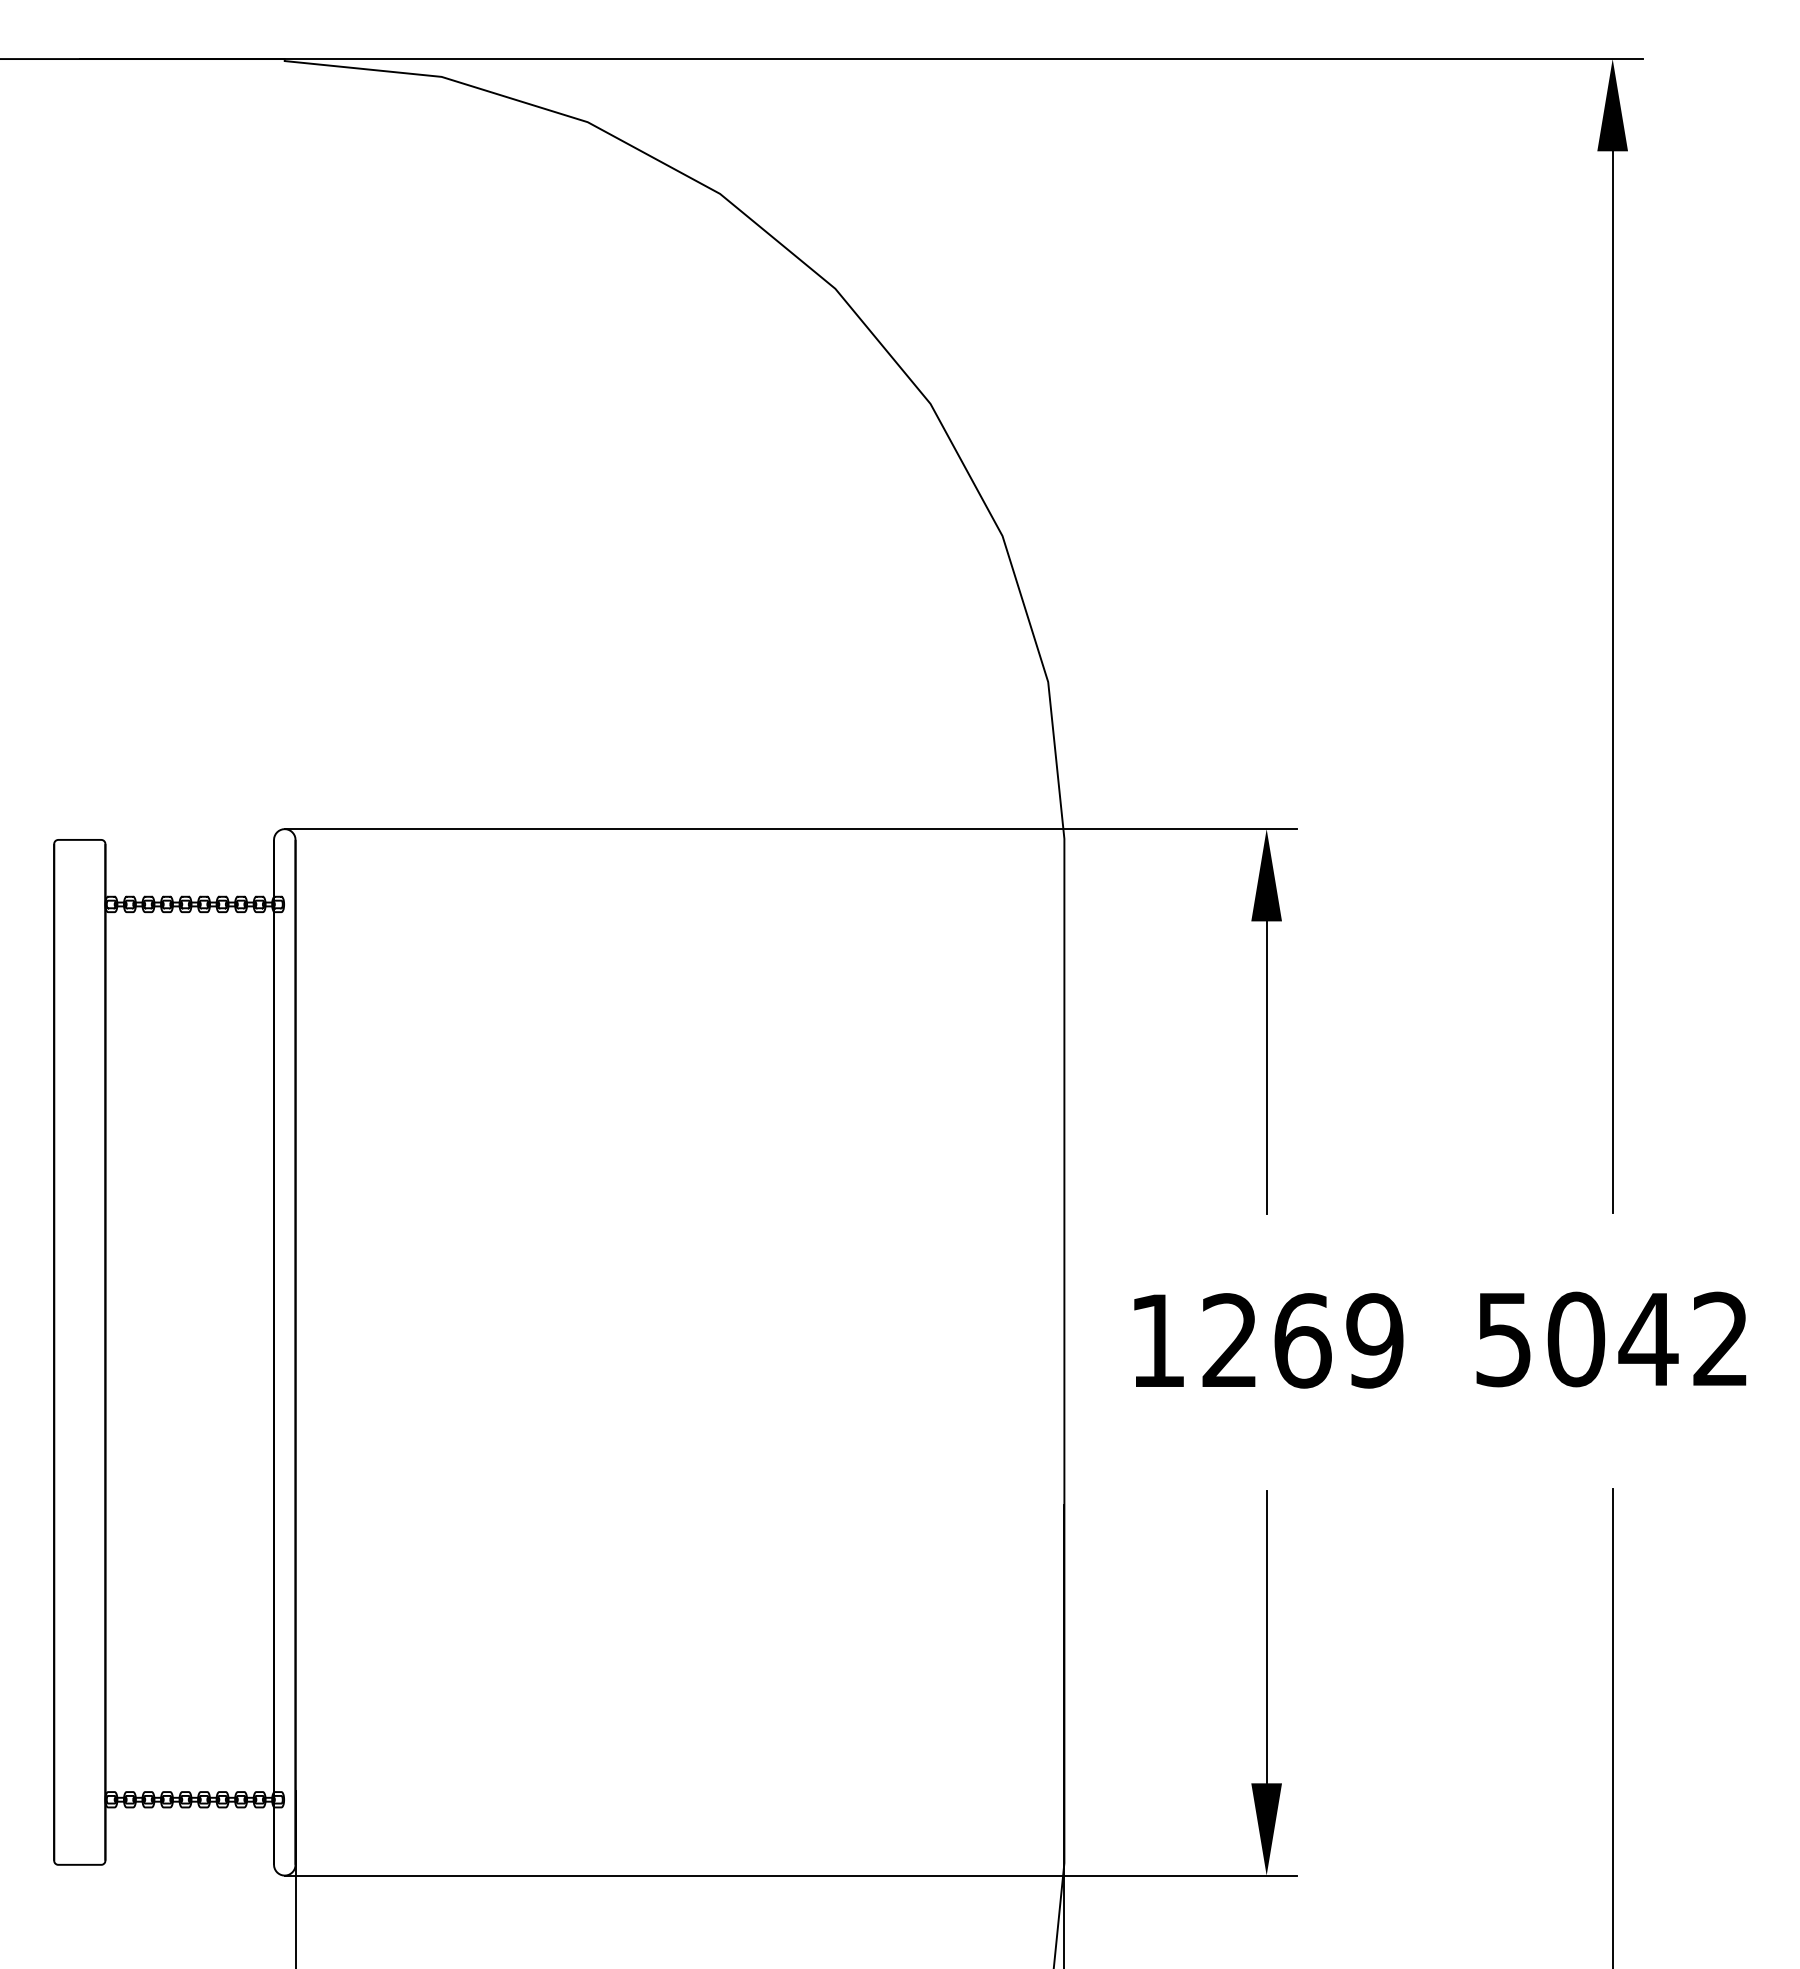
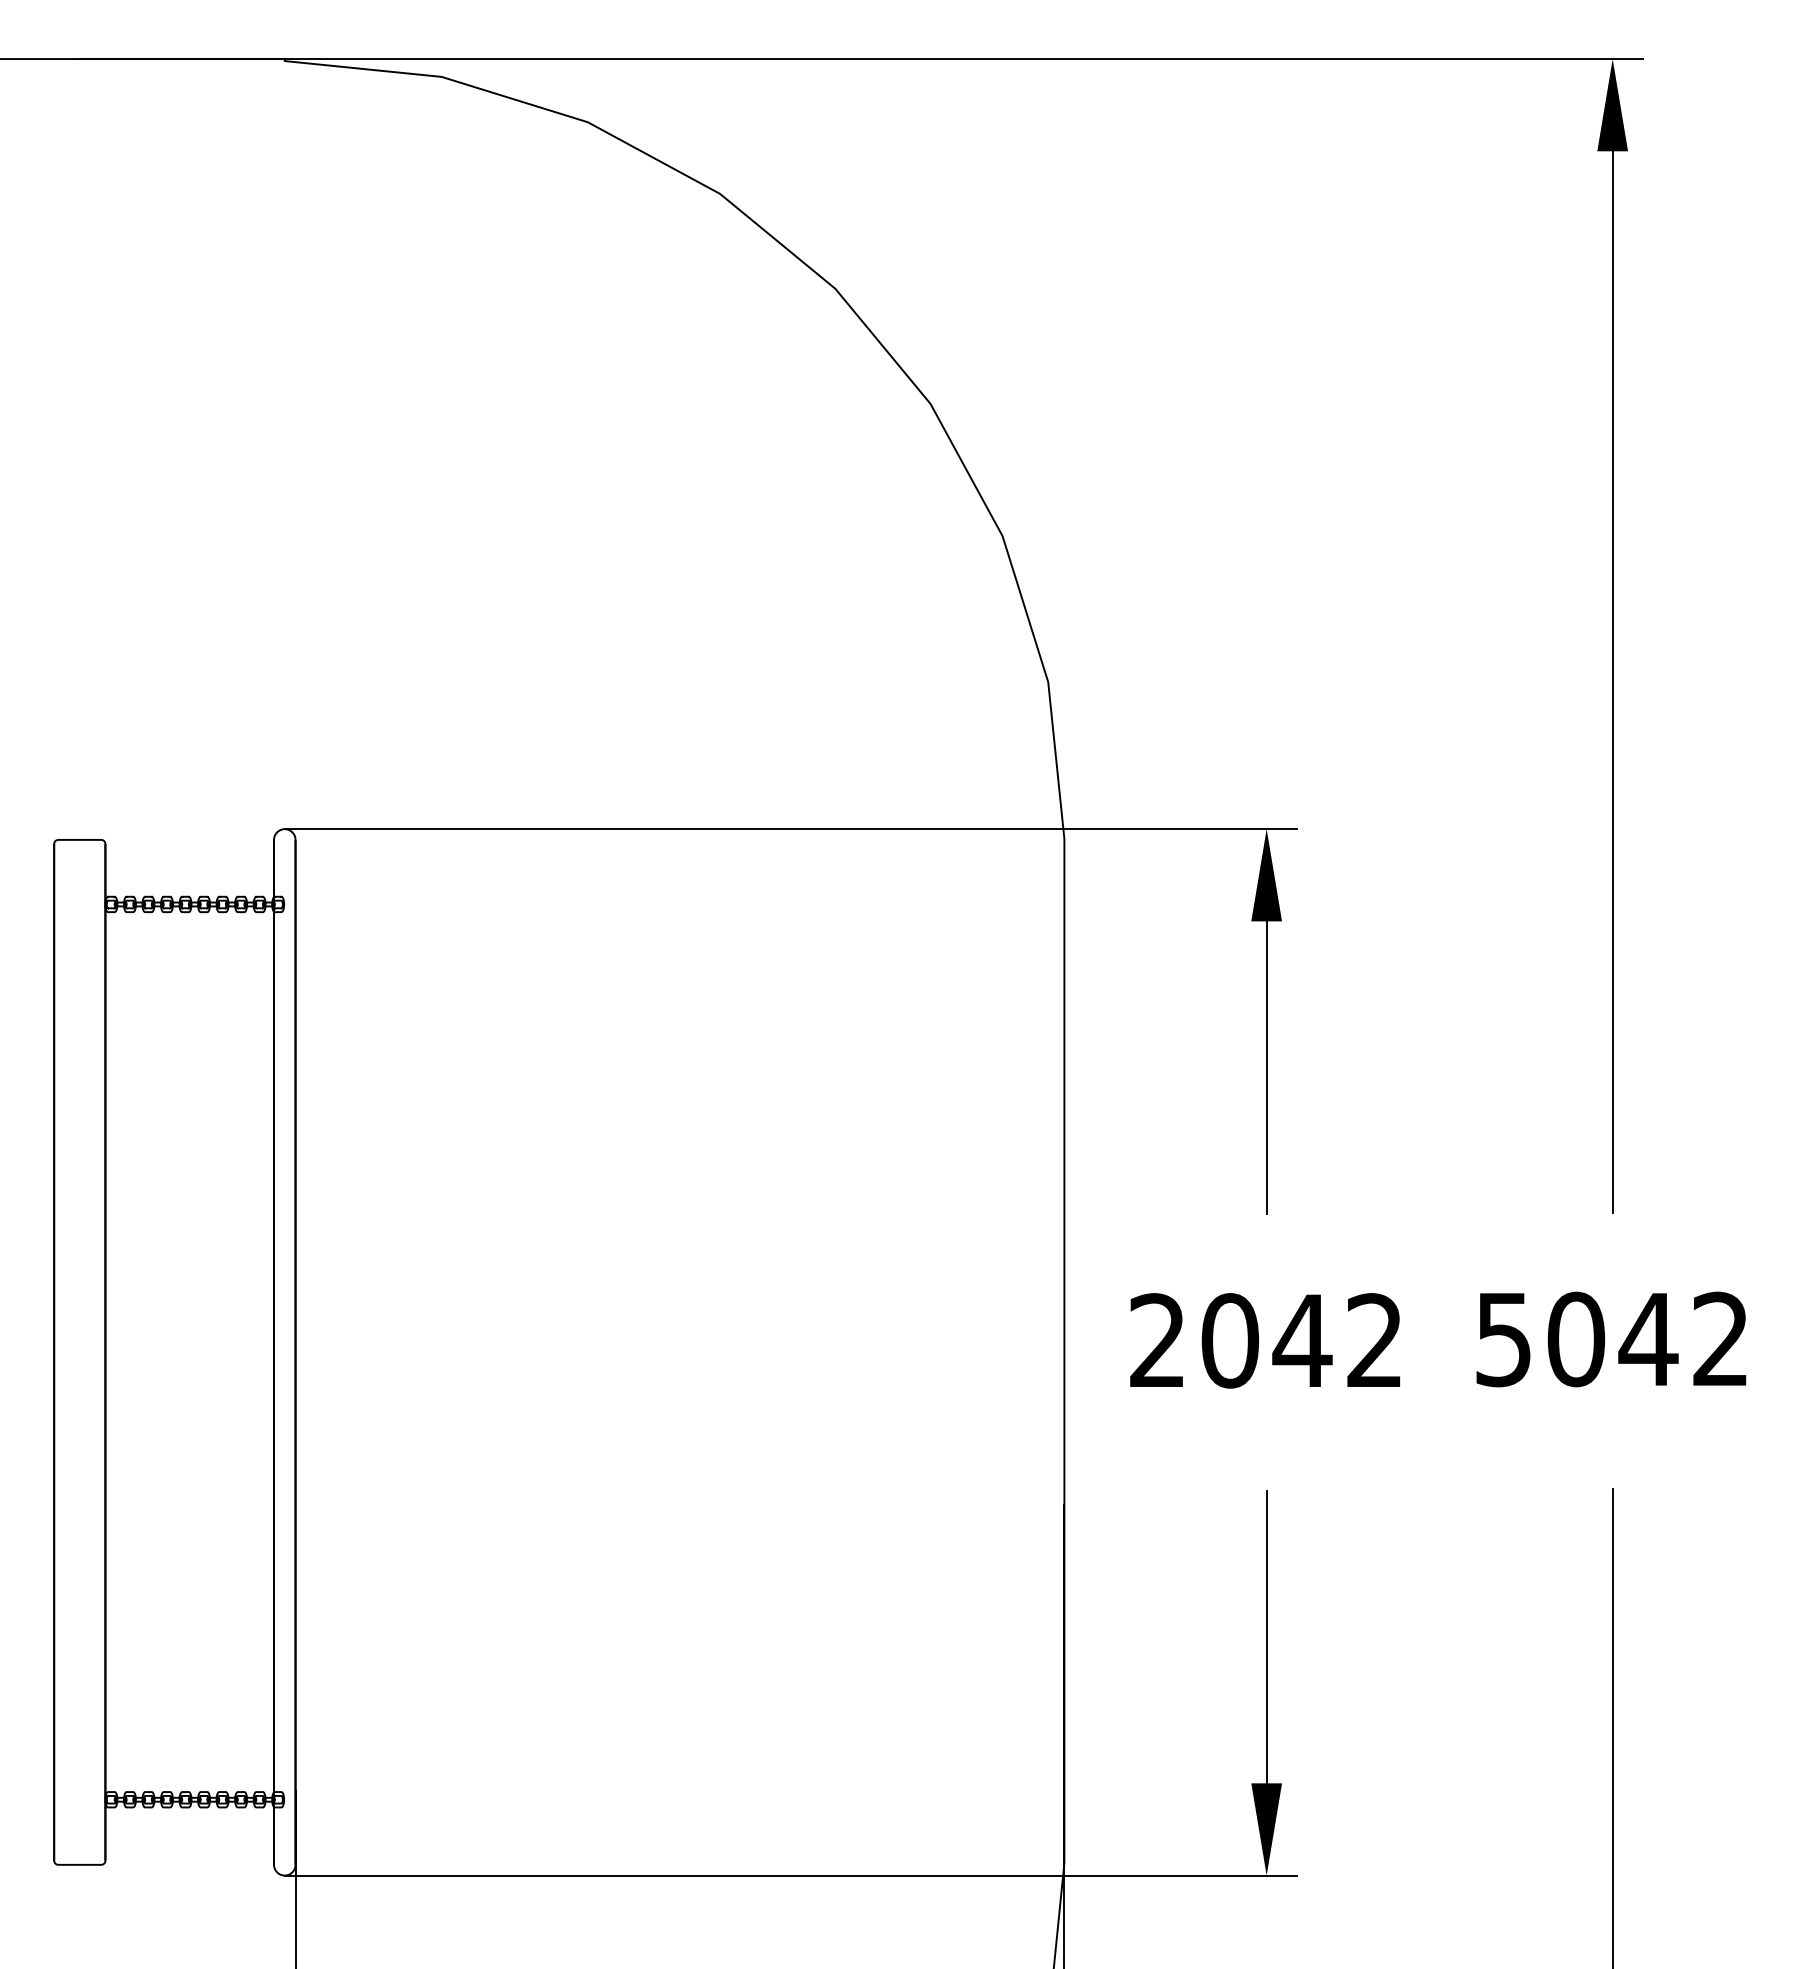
text: 1269 -> 2042 (1266, 1340)
